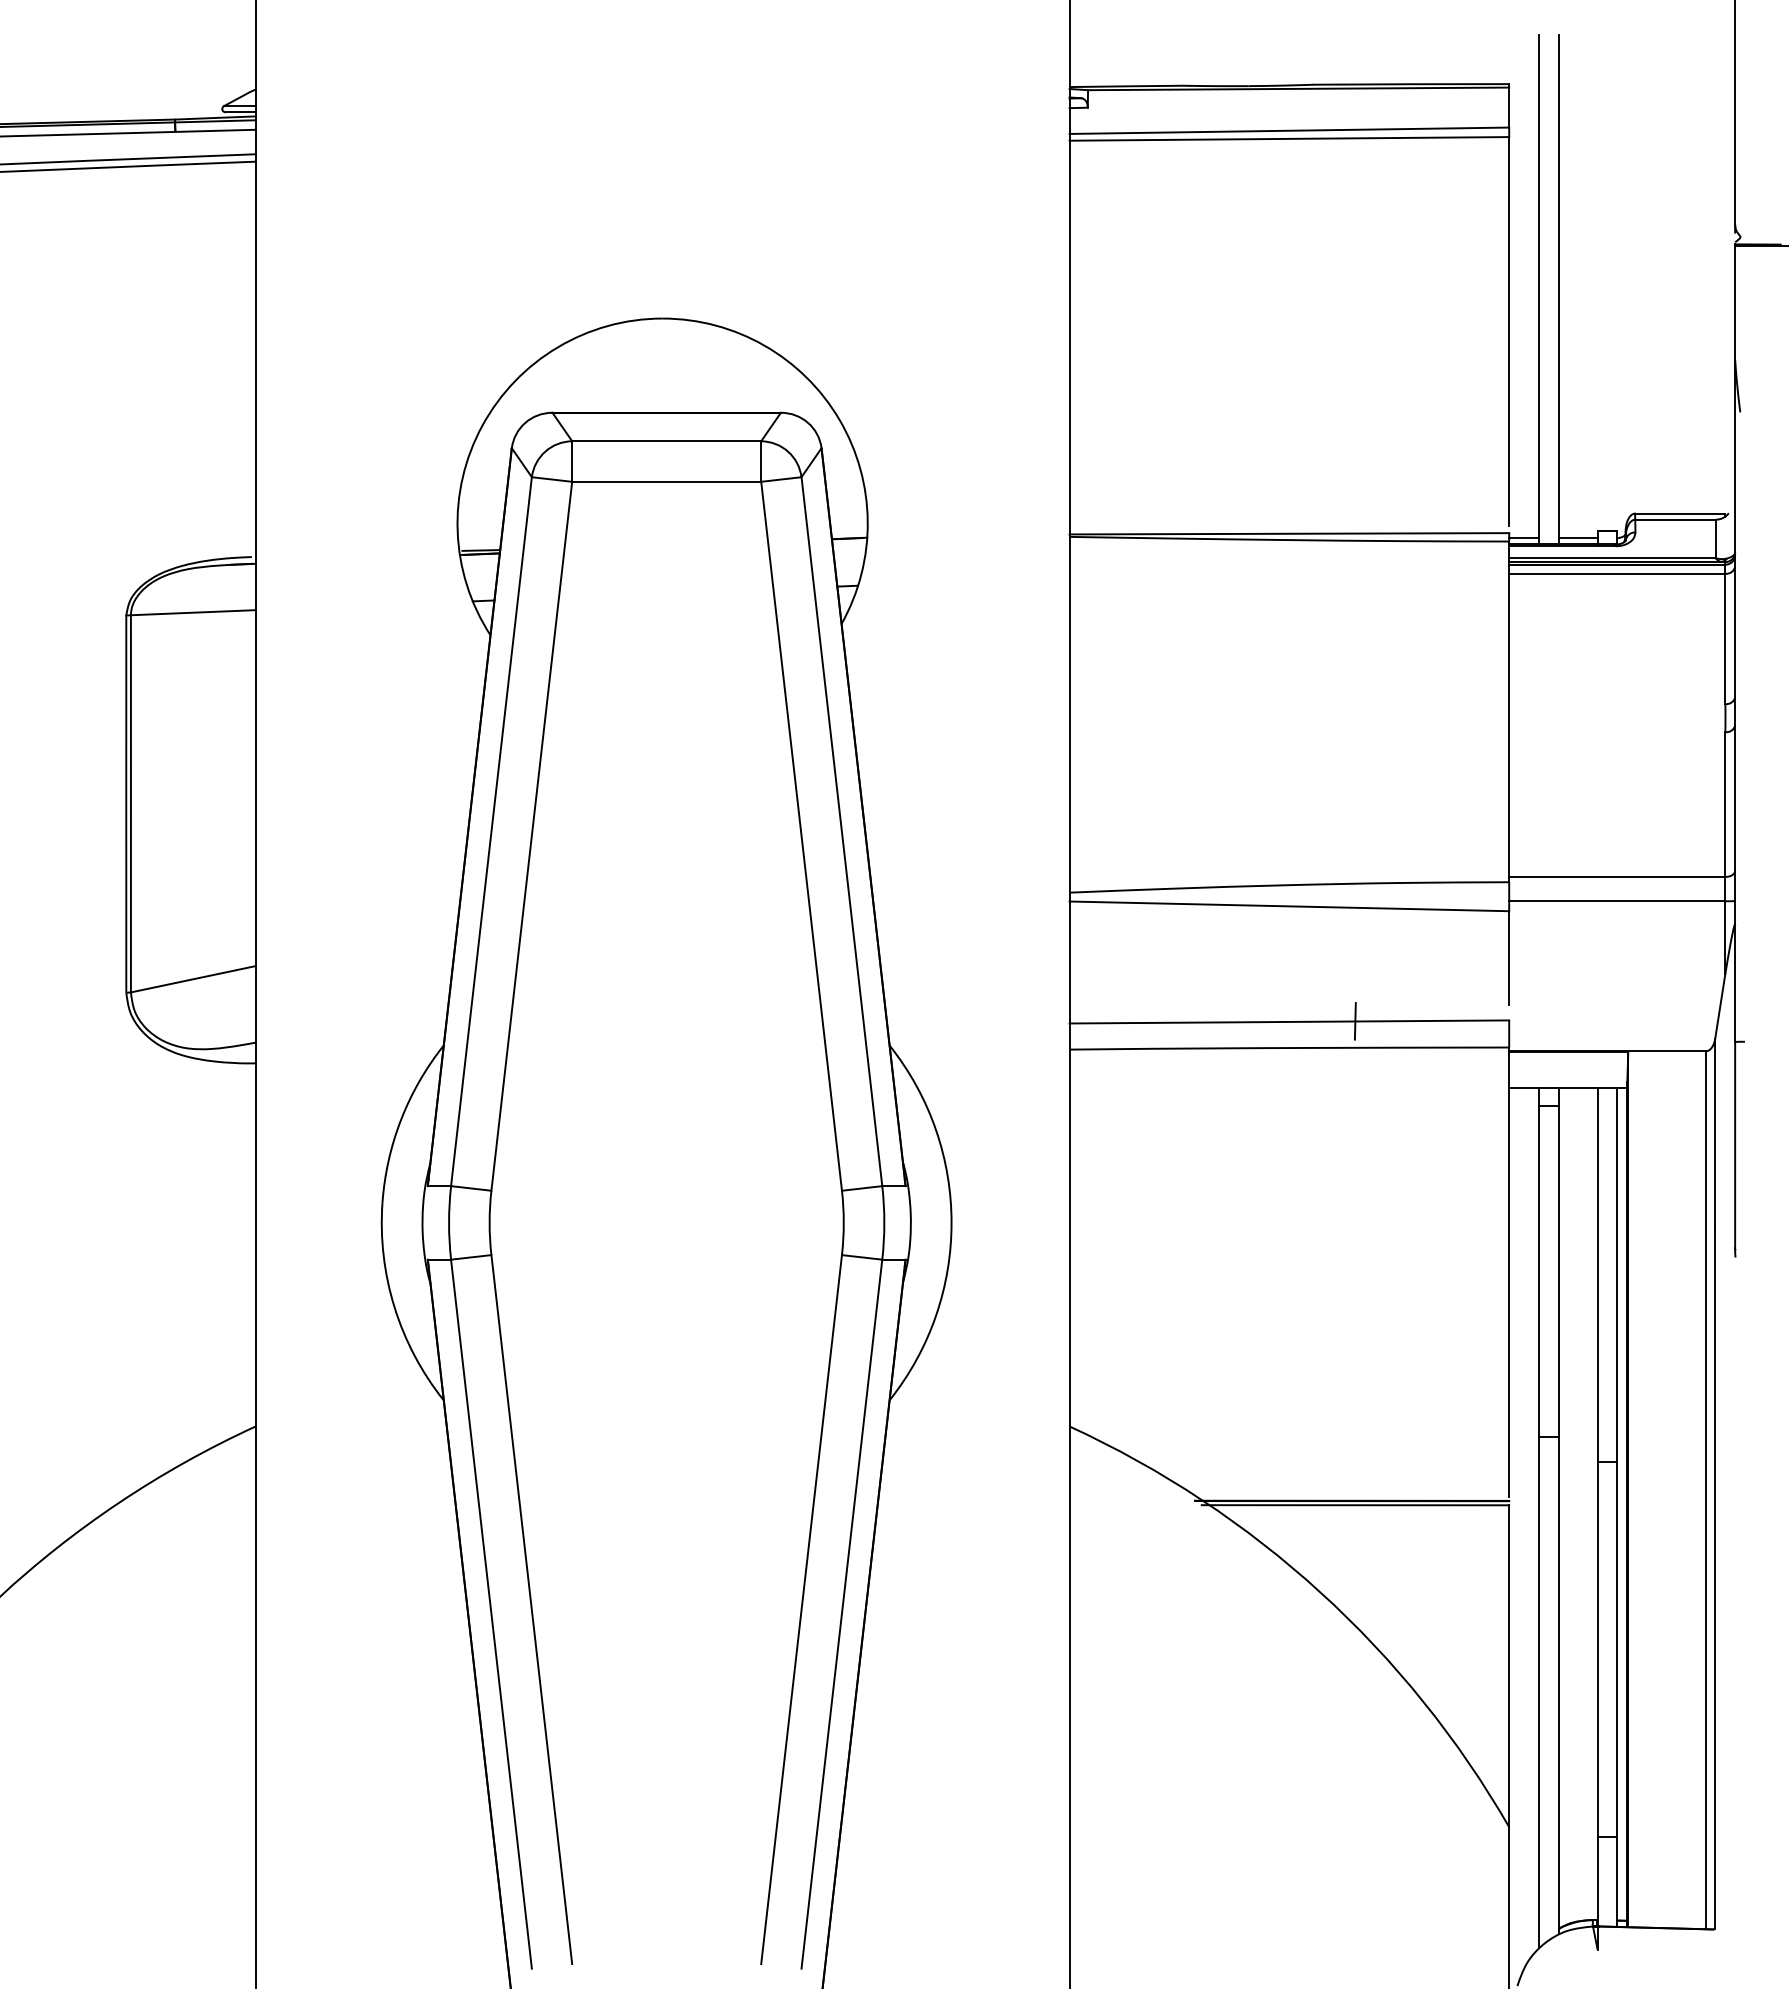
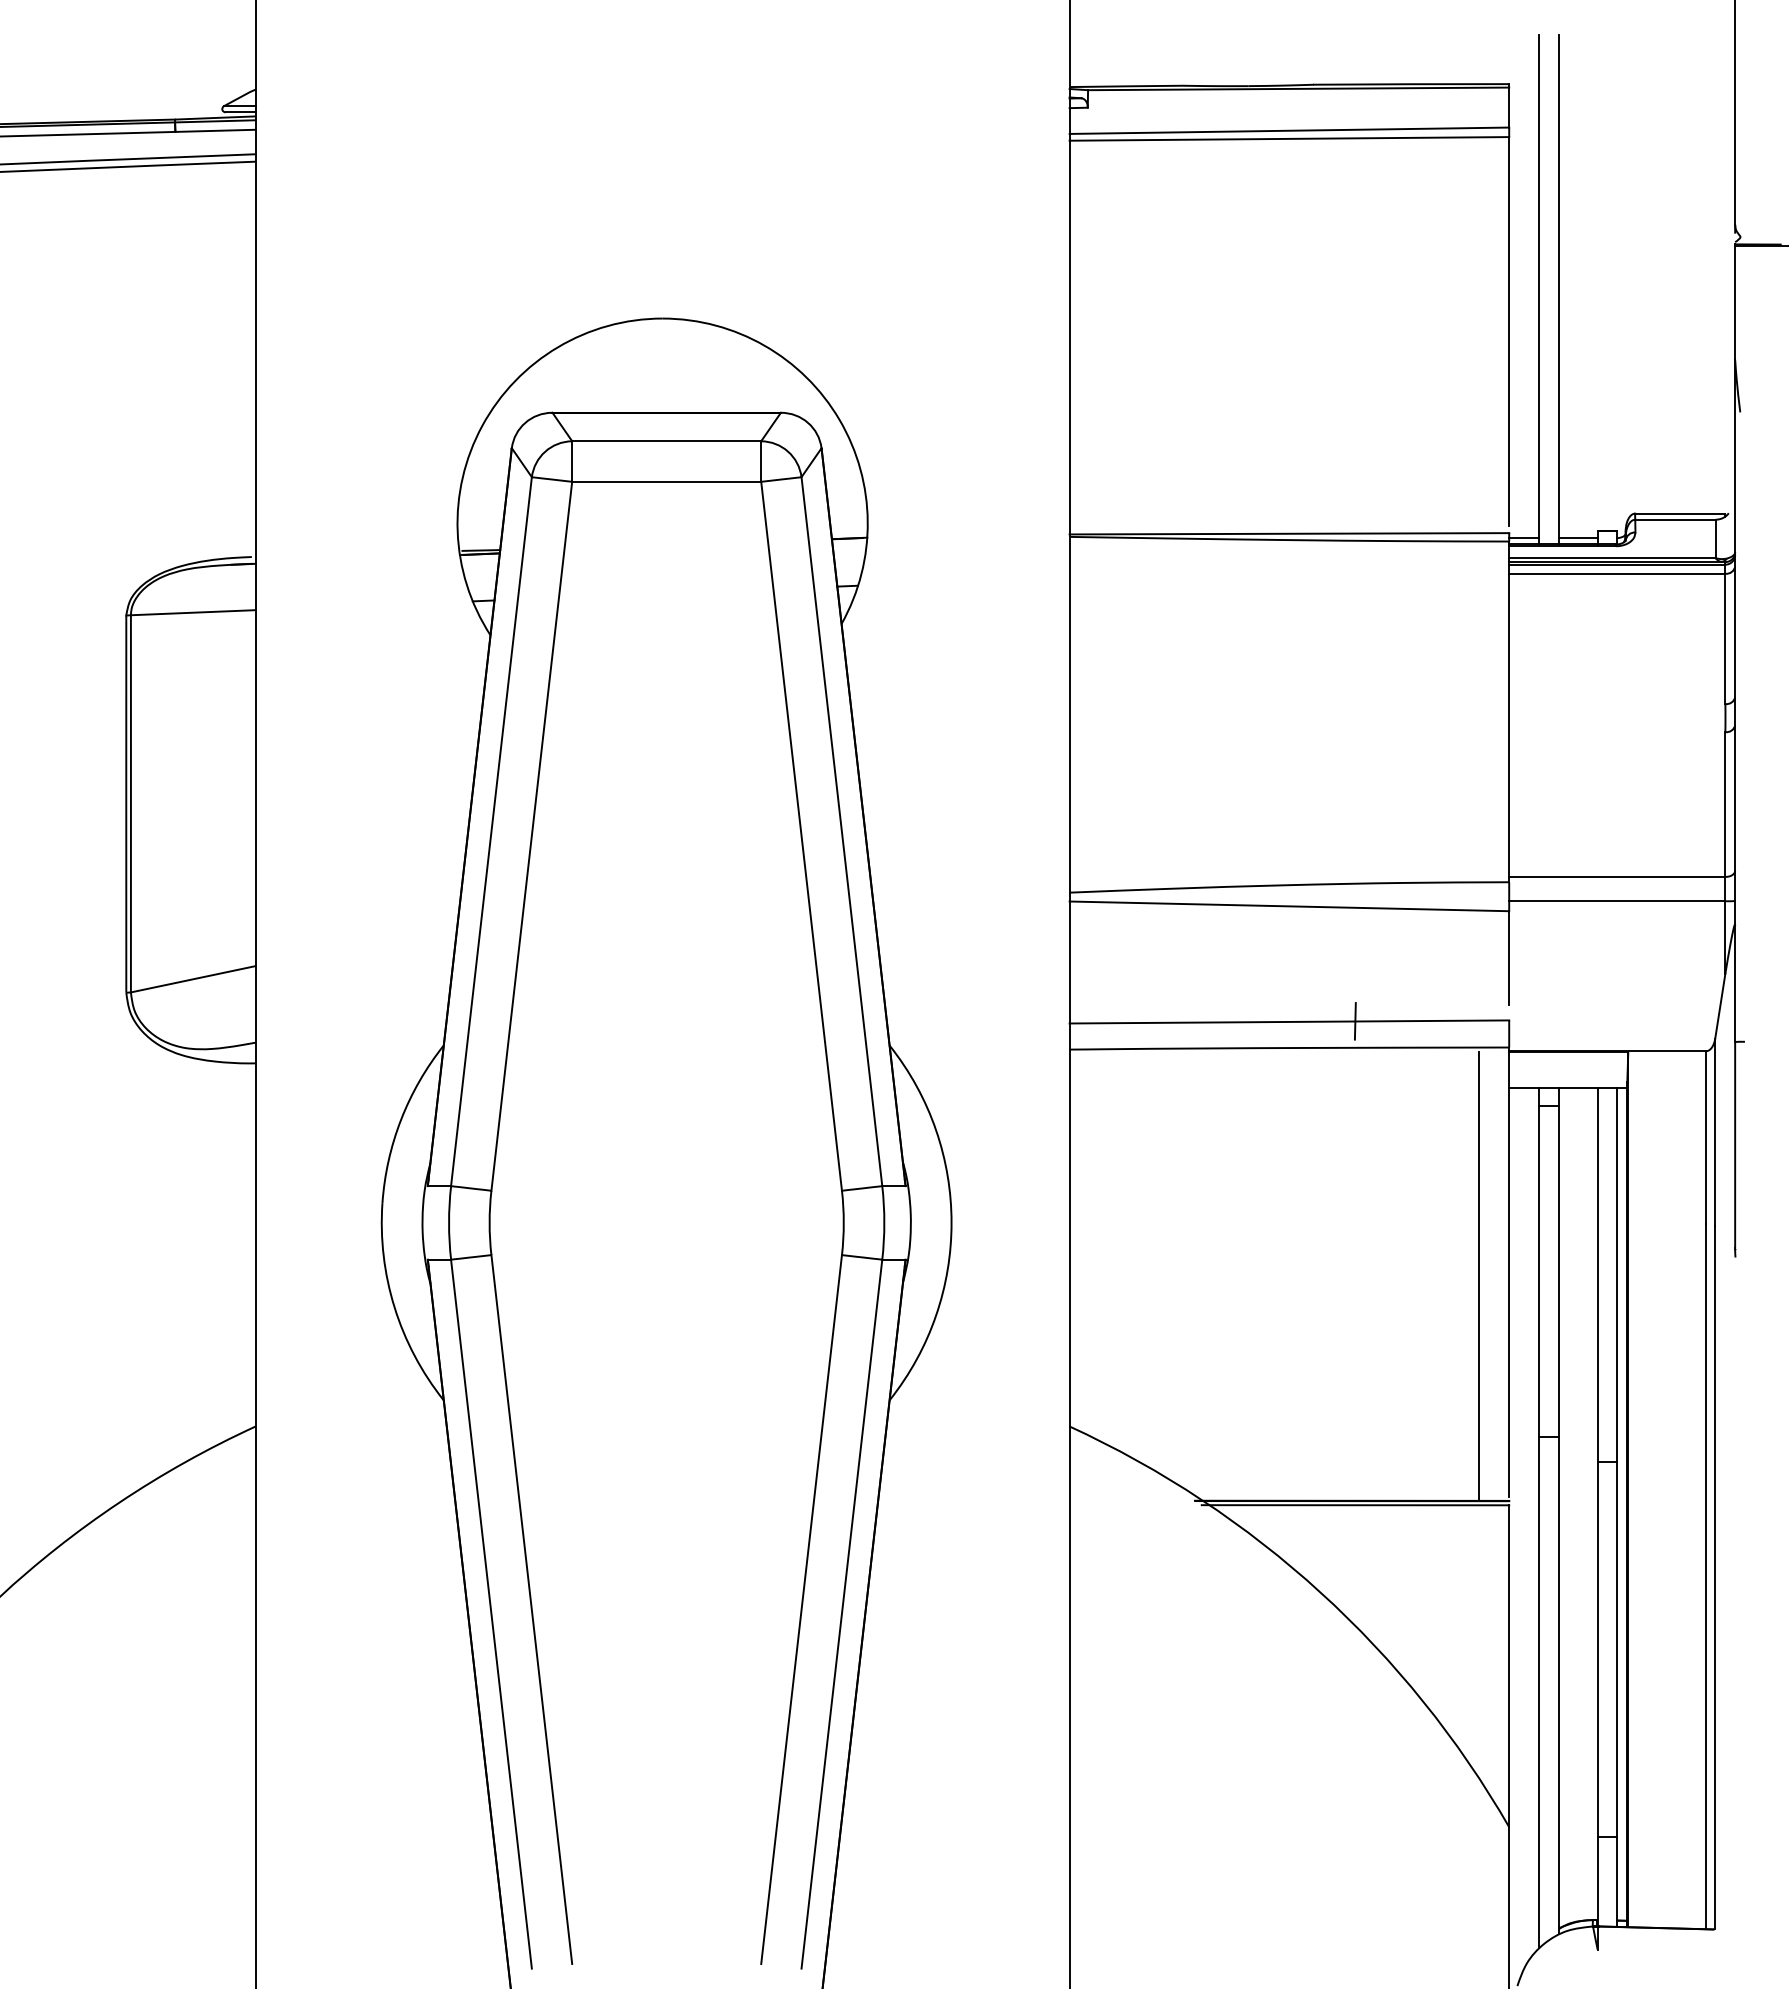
line: none -> present (1478, 1275)
